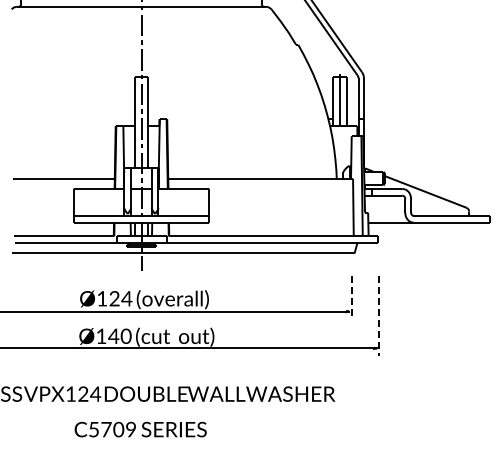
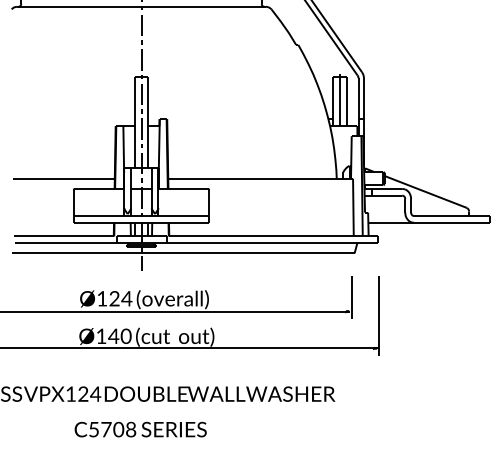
line: dashed -> solid (351, 297)
line: dashed -> solid (379, 316)
text: C5709 -> C5708 (131, 430)
